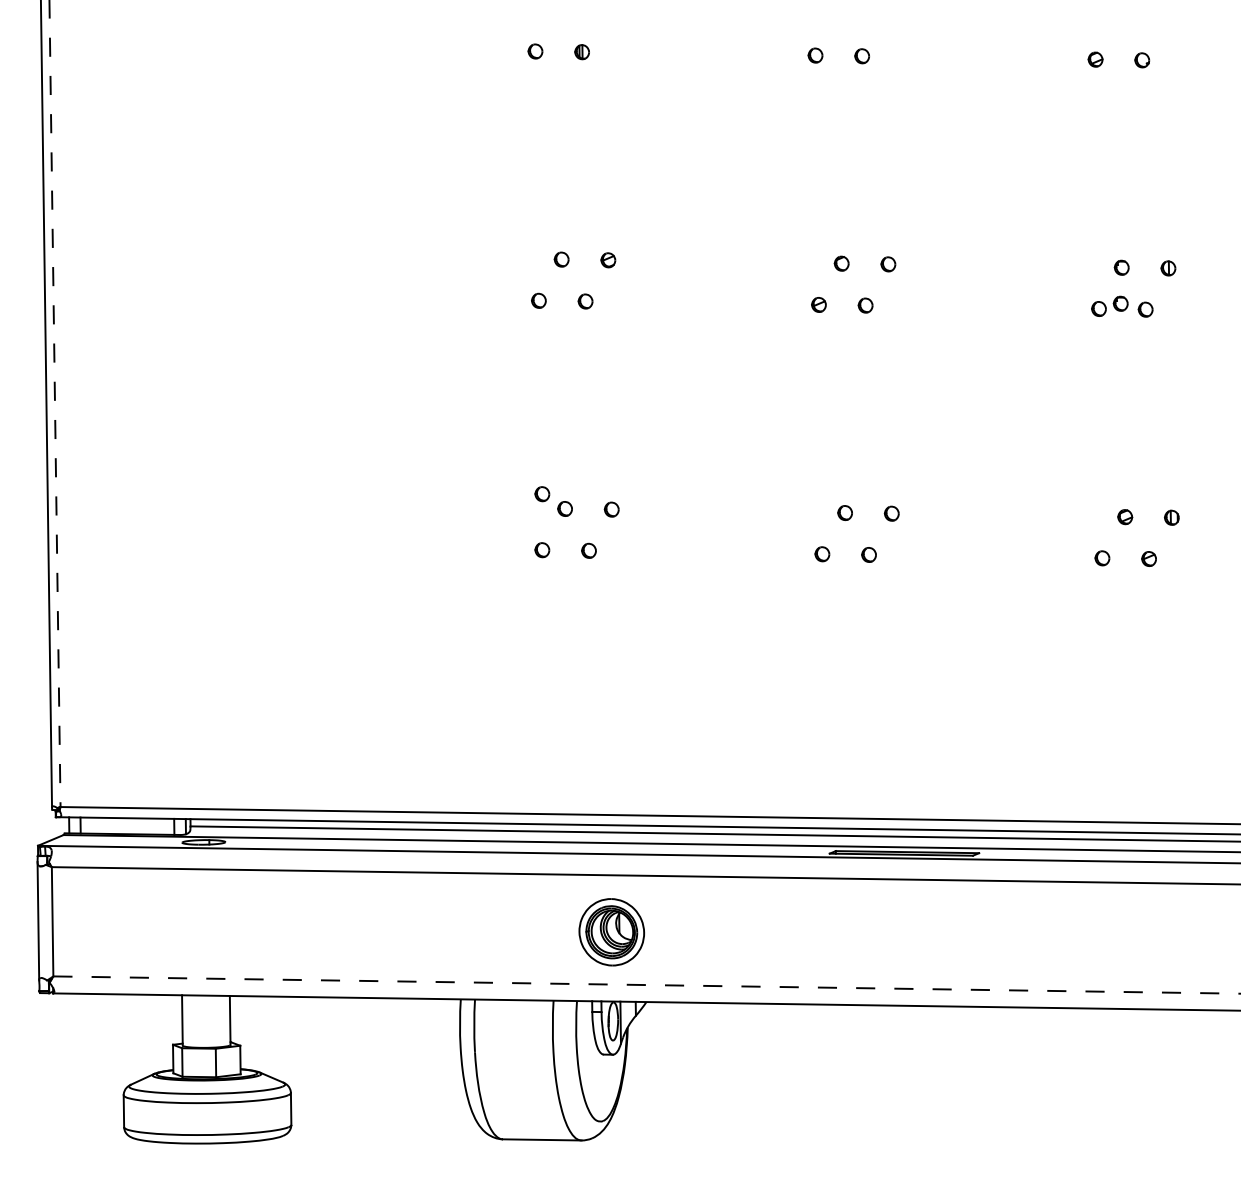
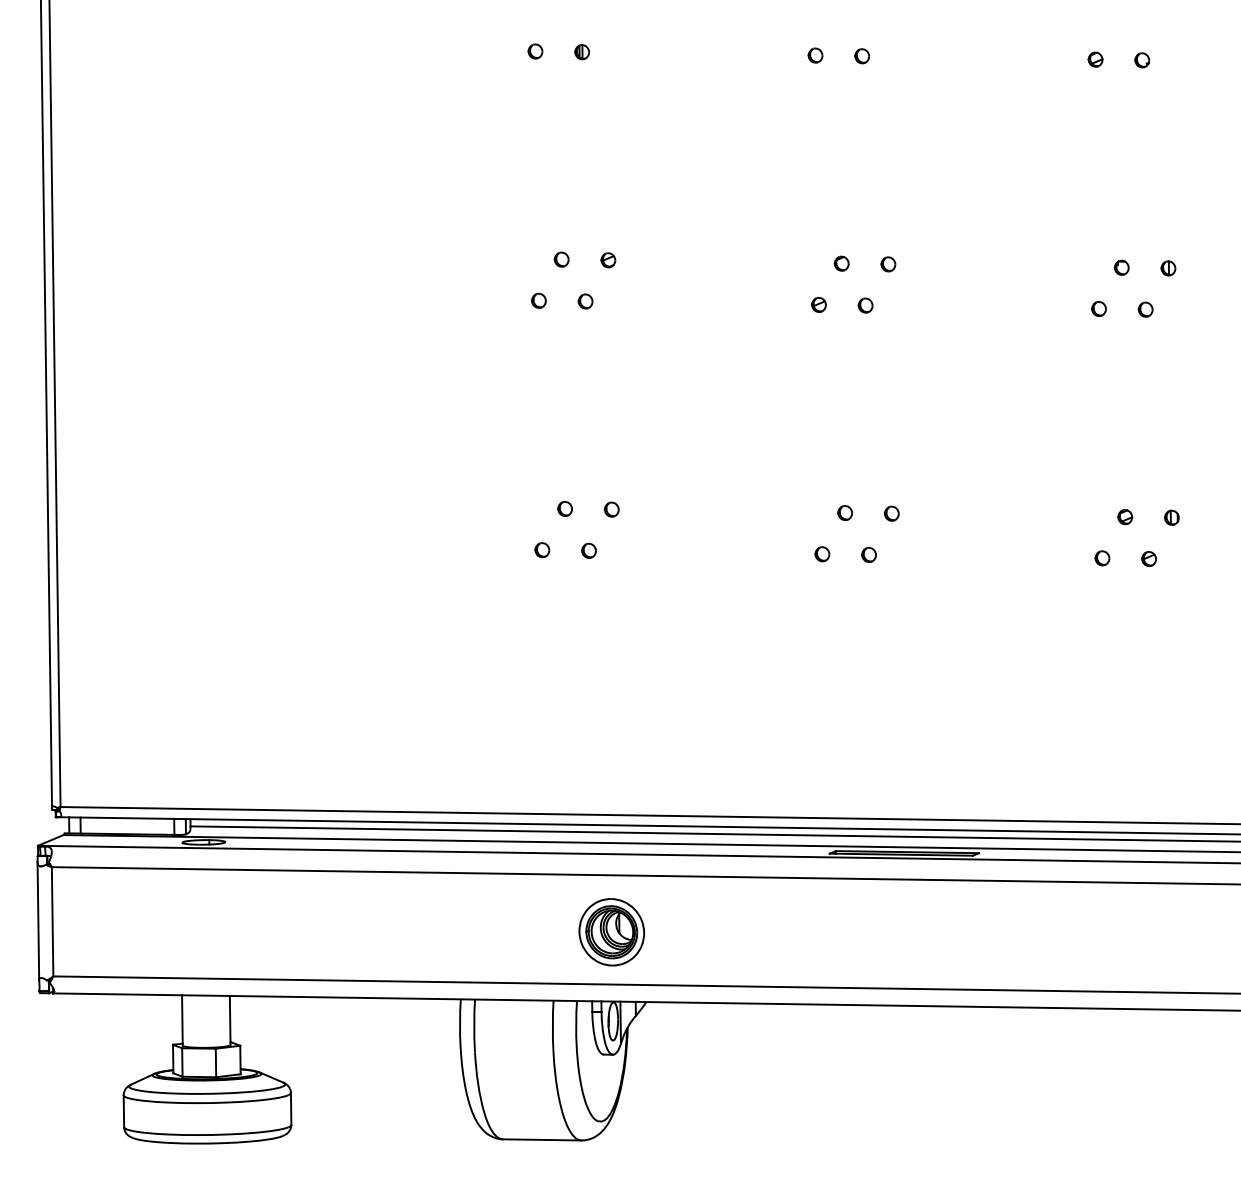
part: present -> none (1120, 303)
line: dashed -> solid (55, 404)
part: present -> none (542, 494)
line: dashed -> solid (647, 985)
